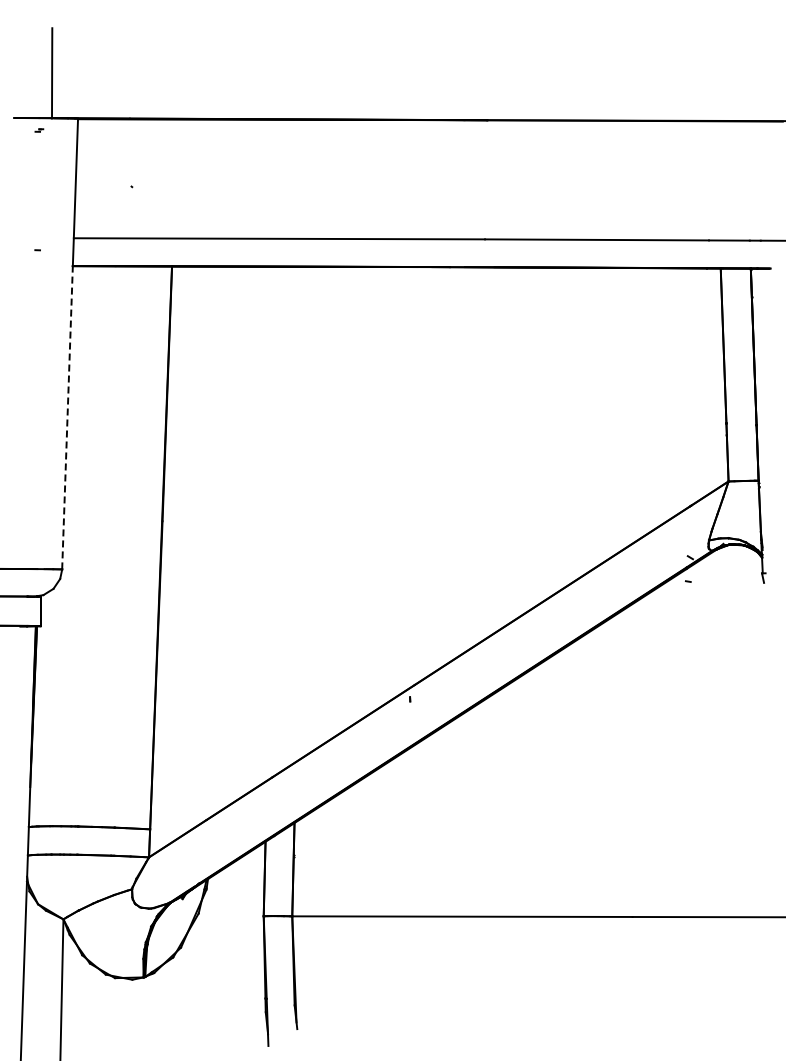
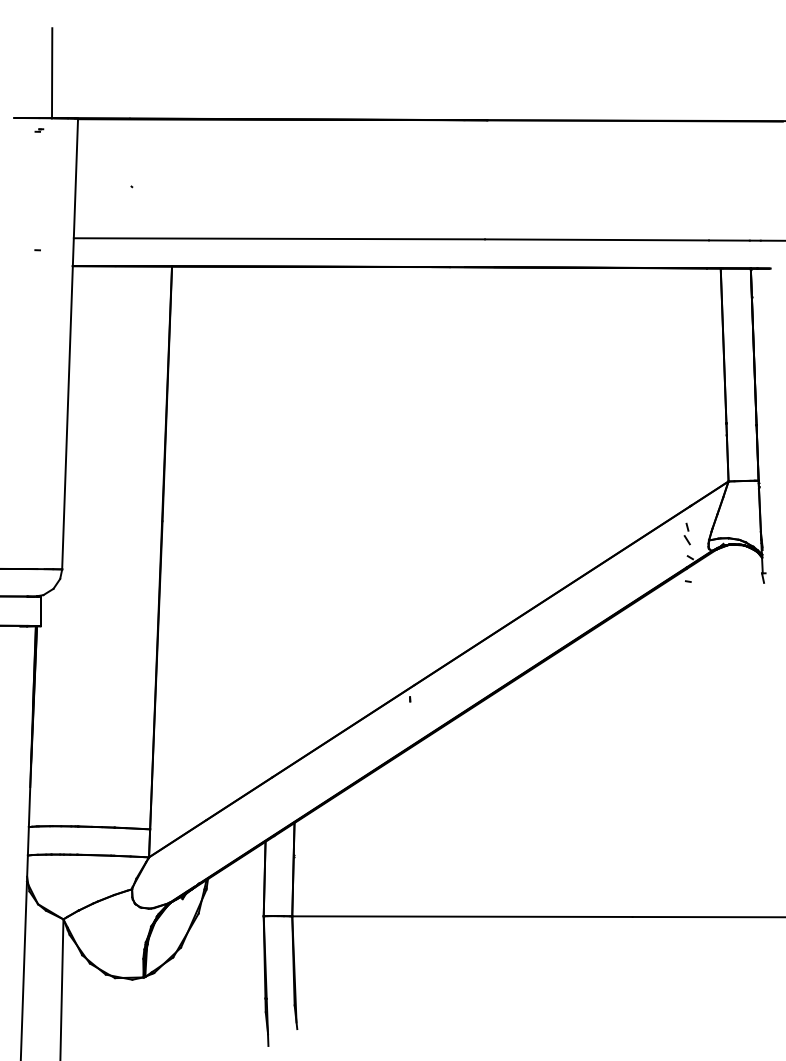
line: dashed -> solid (67, 417)
part: none -> present (686, 533)
